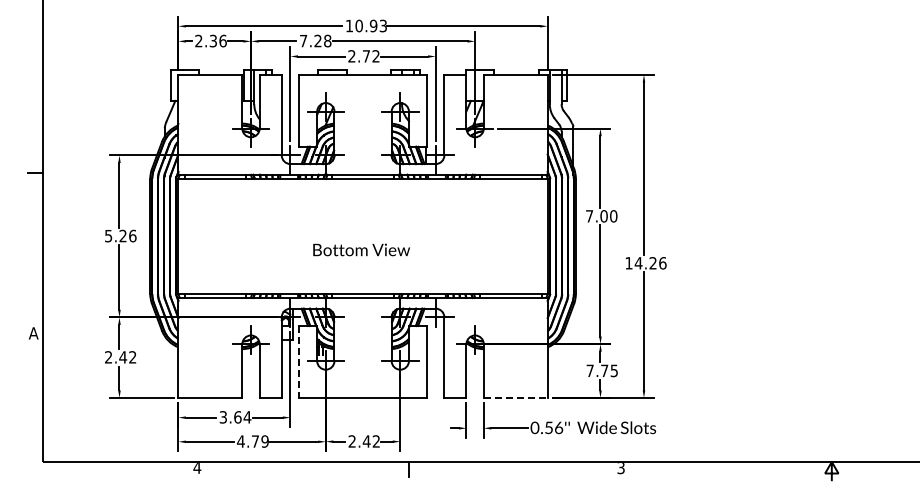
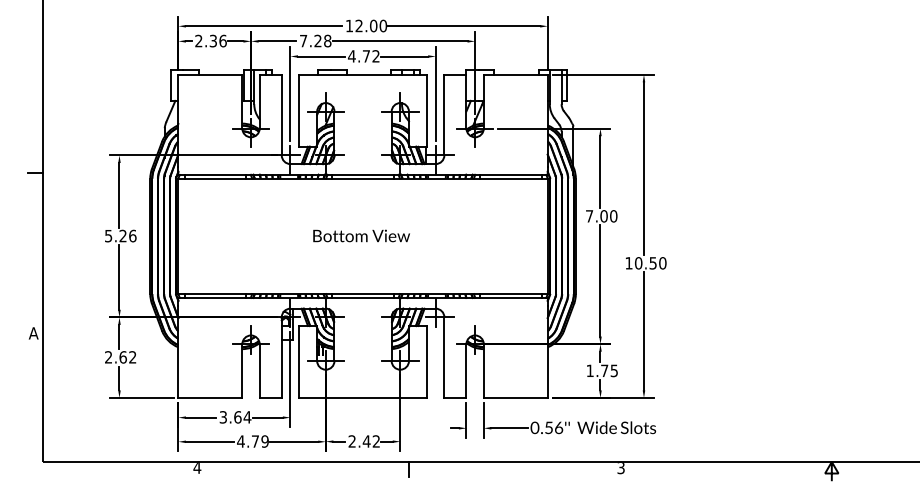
text: 10.93 -> 12.00 (371, 25)
text: 2.72 -> 4.72 (351, 56)
text position: (361, 249) -> (361, 235) (361, 235)
text: 14.26 -> 10.50 (650, 263)
text: 2.42 -> 2.62 (123, 357)
line: dashed -> solid (299, 362)
text: 7.75 -> 1.75 (589, 370)
line: dashed -> solid (515, 398)
